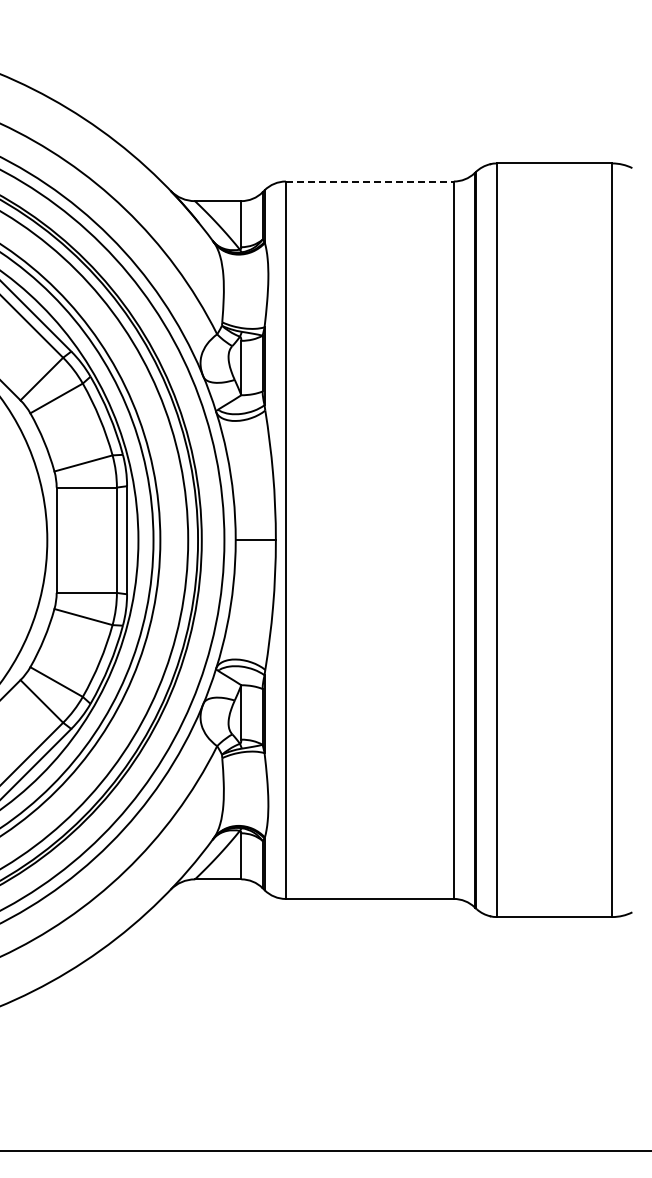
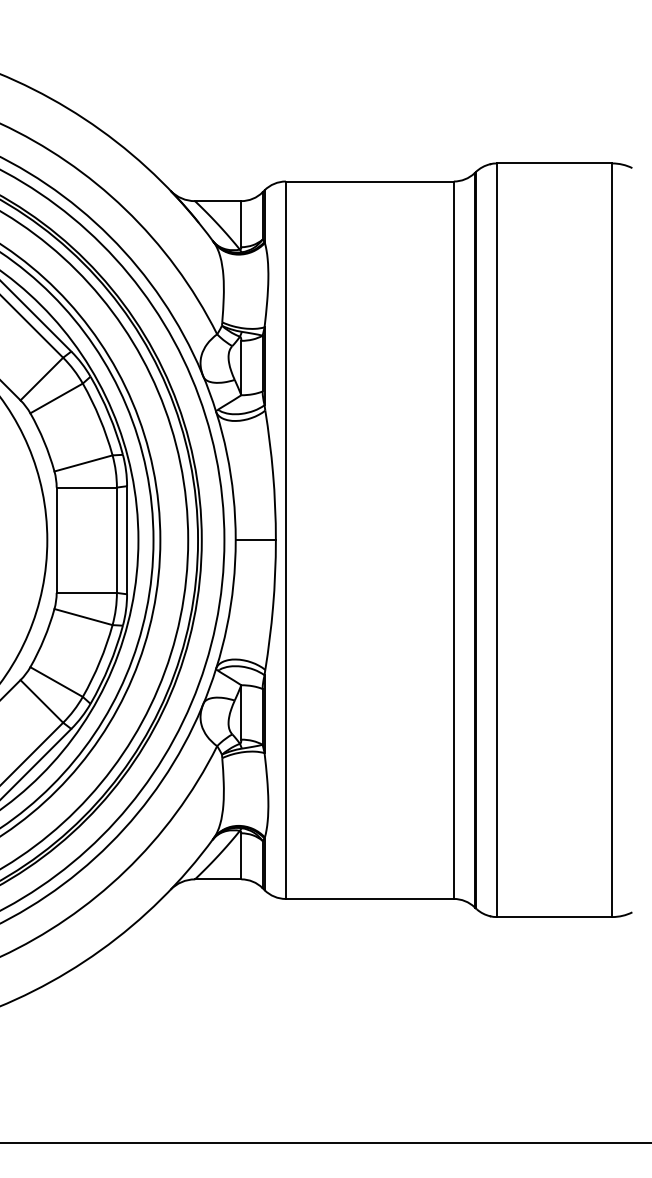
line: dashed -> solid (369, 181)
line position: (325, 1150) -> (325, 1142) (325, 1142)
